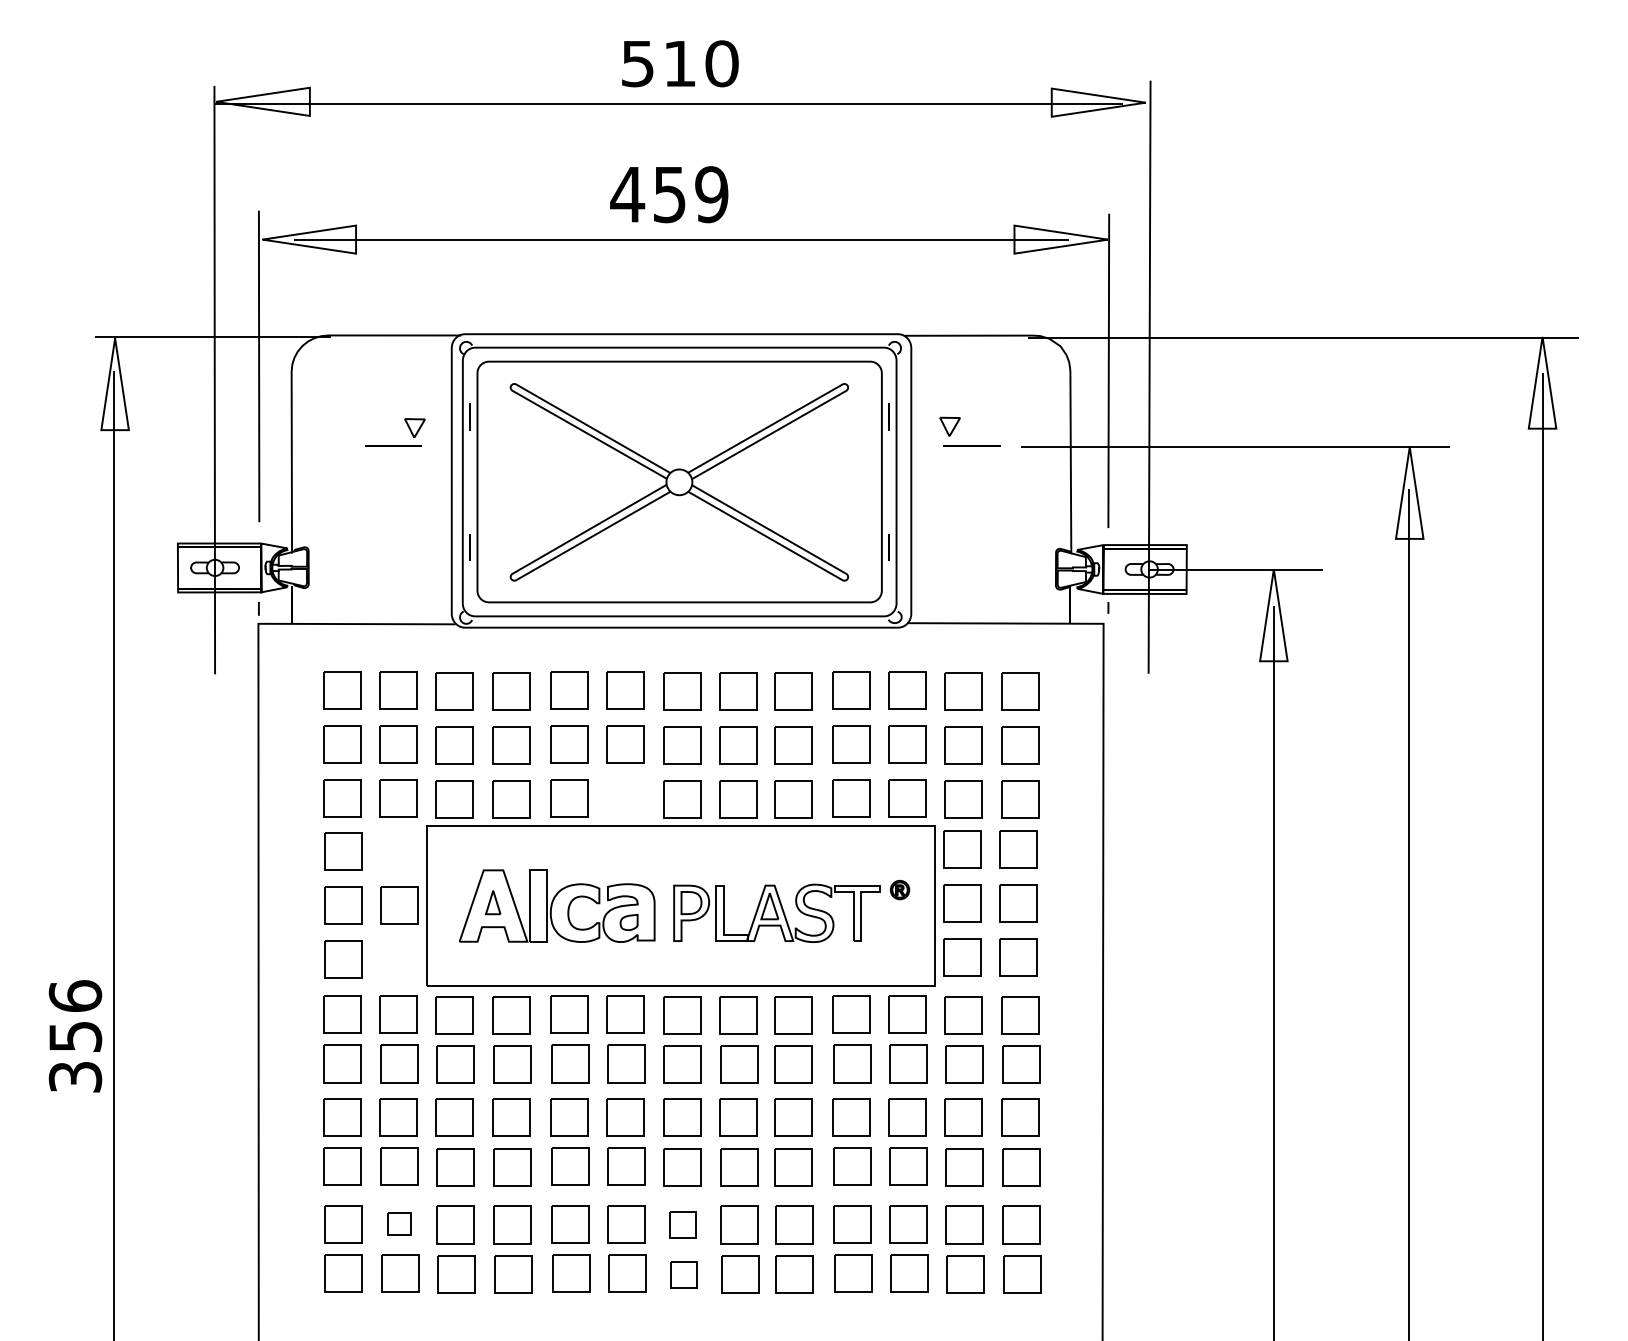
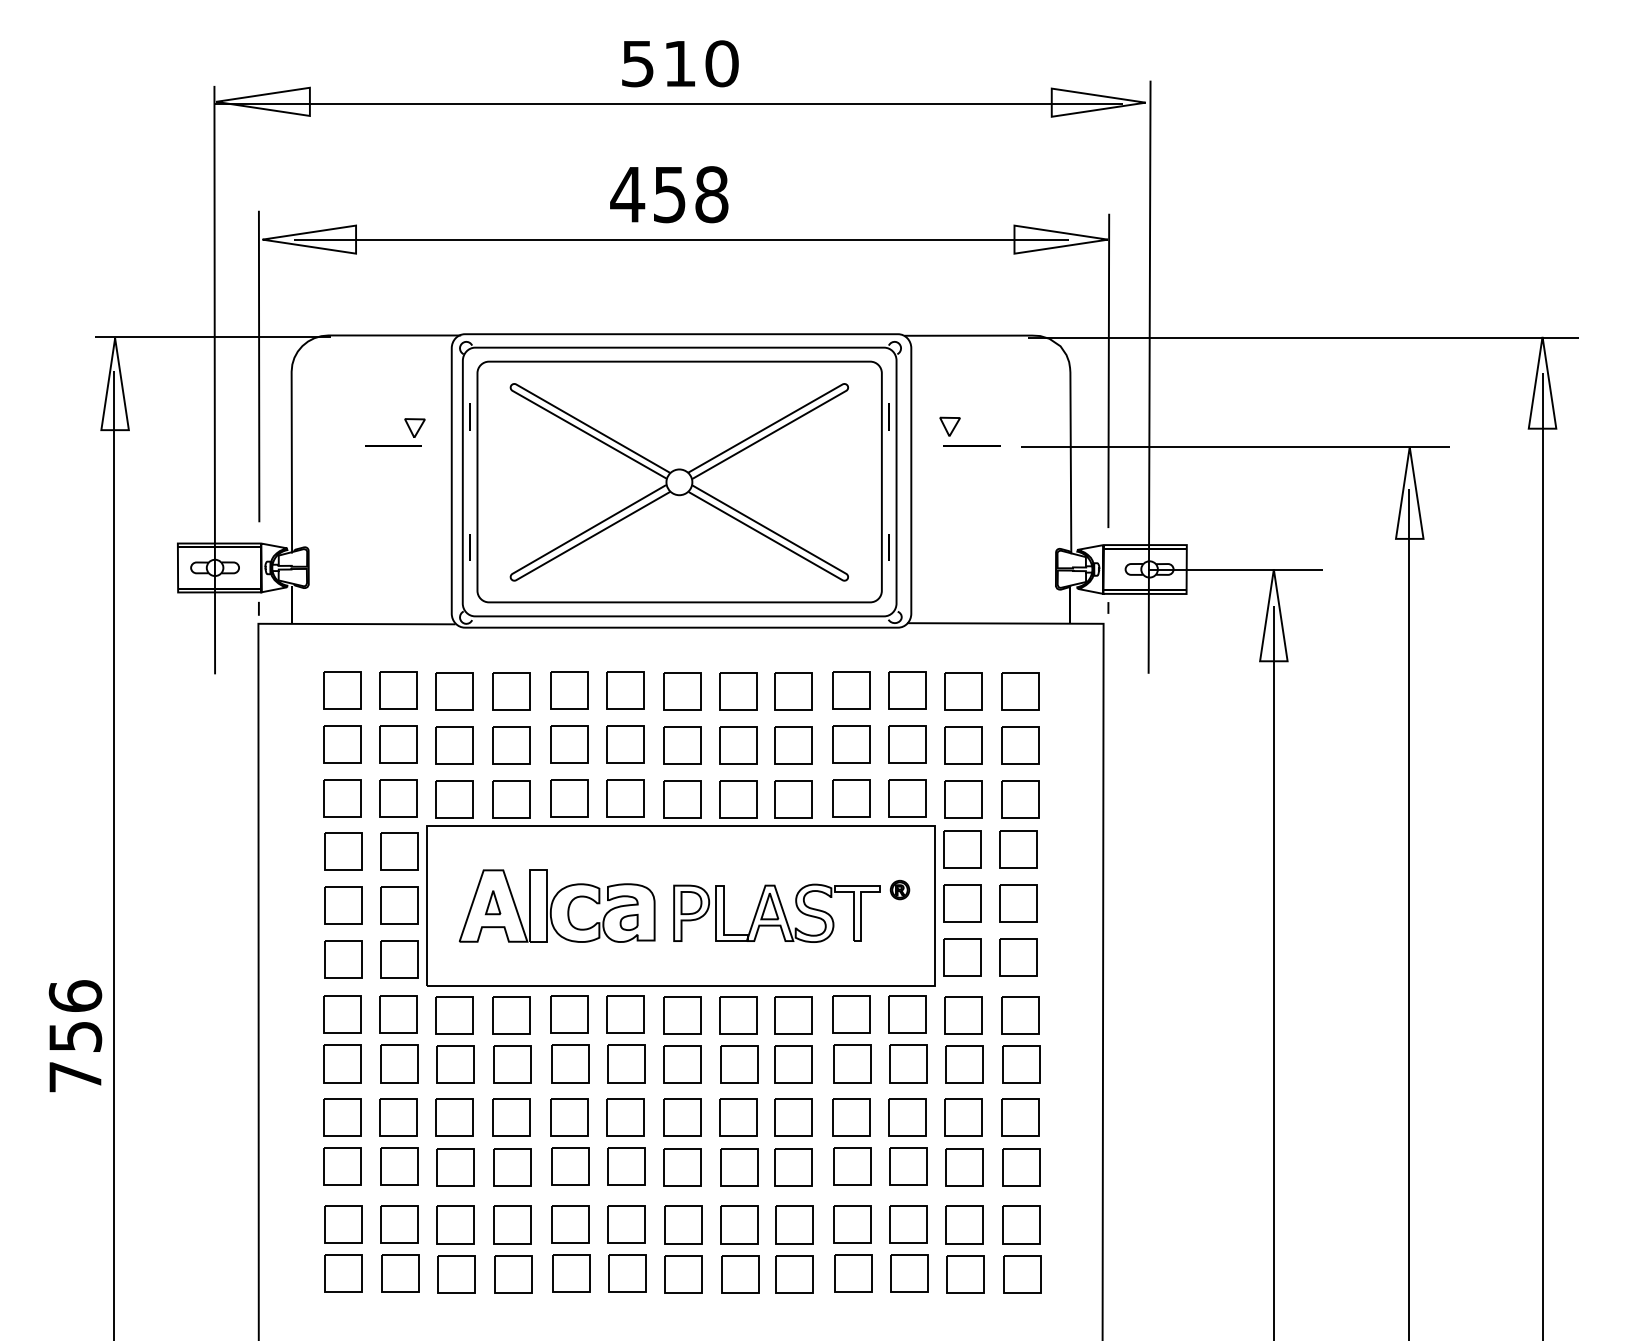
text: 459 -> 458 (711, 194)
part: none -> present (625, 798)
part: none -> present (399, 851)
part: none -> present (399, 959)
text: 356 -> 756 (75, 1077)
part size: 25x24 px -> 39x39 px (399, 1224)
part size: 28x28 px -> 39x40 px (683, 1224)
part size: 28x28 px -> 39x39 px (683, 1274)
